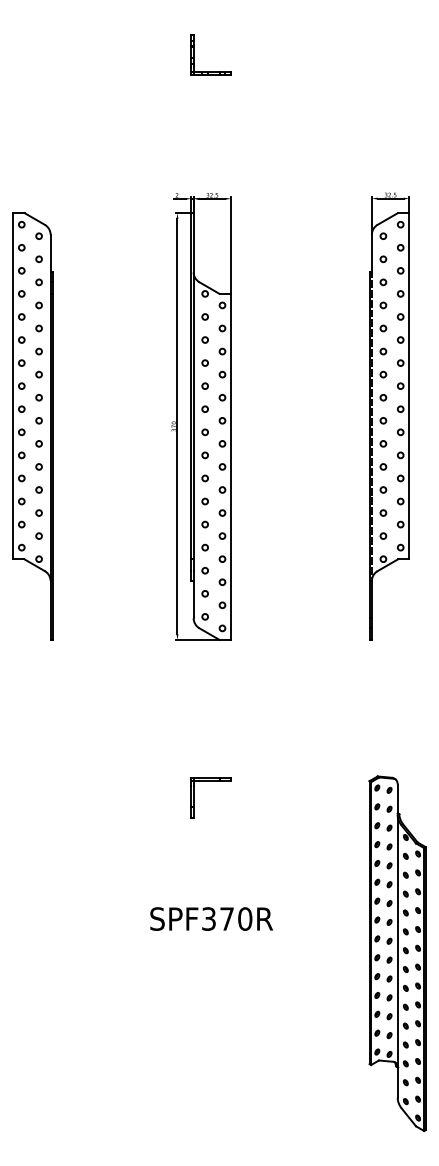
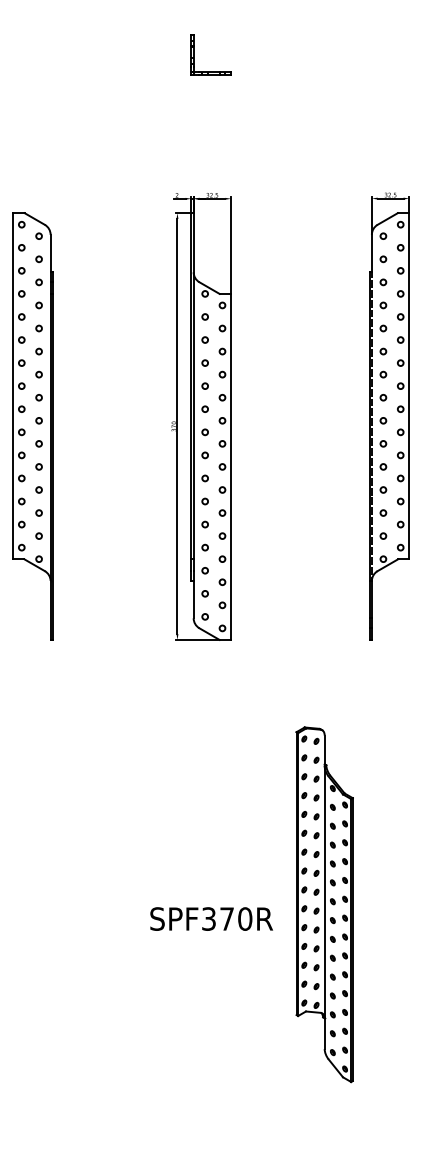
part: present -> none (210, 781)
part position: (397, 953) -> (324, 904) (324, 904)
